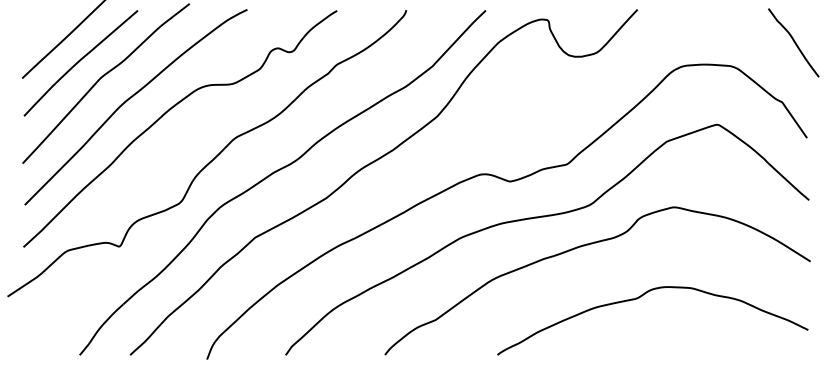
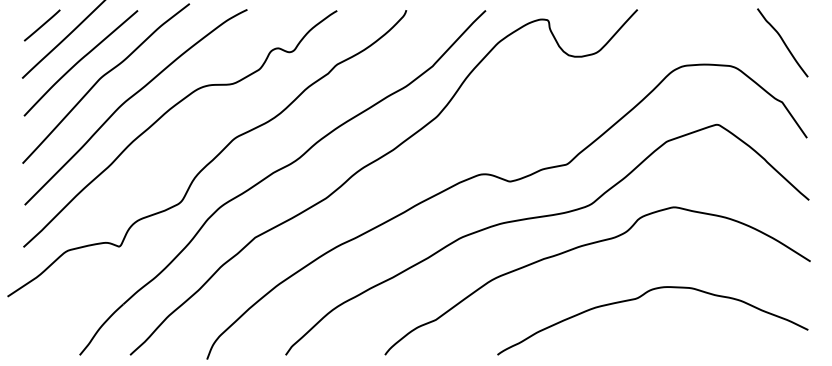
line: none -> present (41, 25)
curve position: (793, 41) -> (782, 41) (782, 41)
